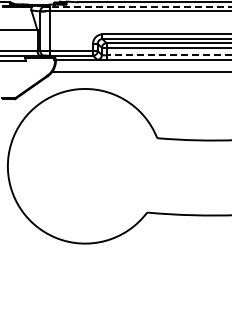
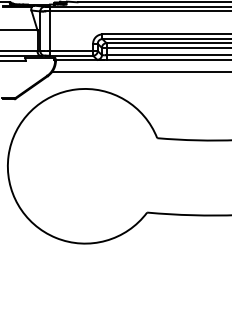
line: dashed -> solid (140, 6)
line: dashed -> solid (168, 55)
